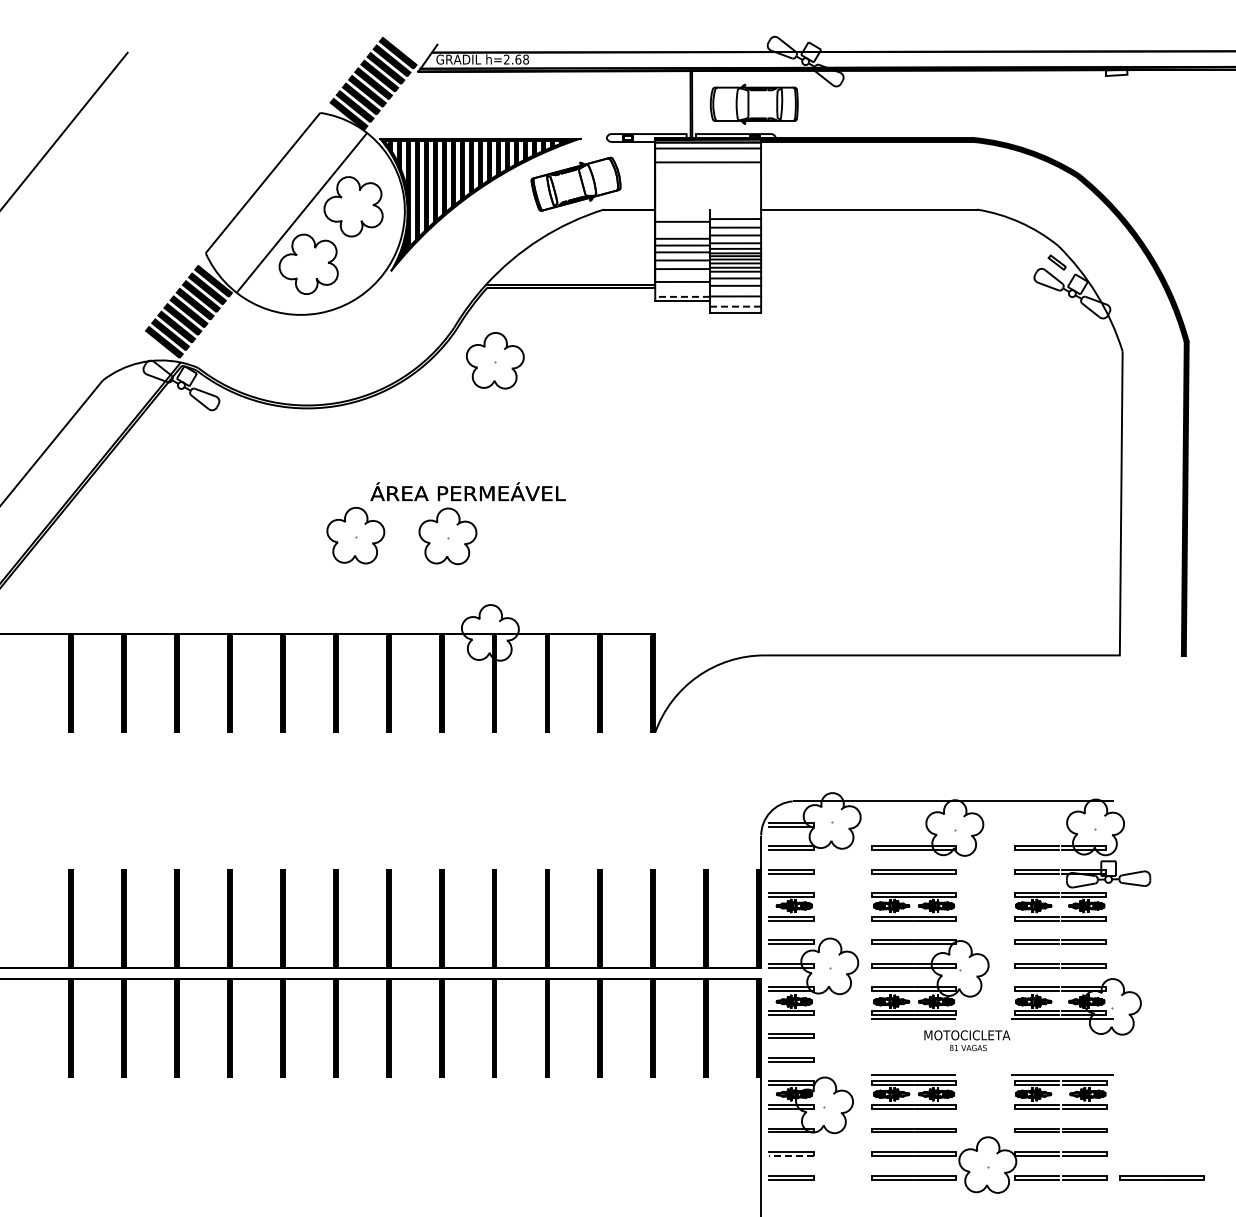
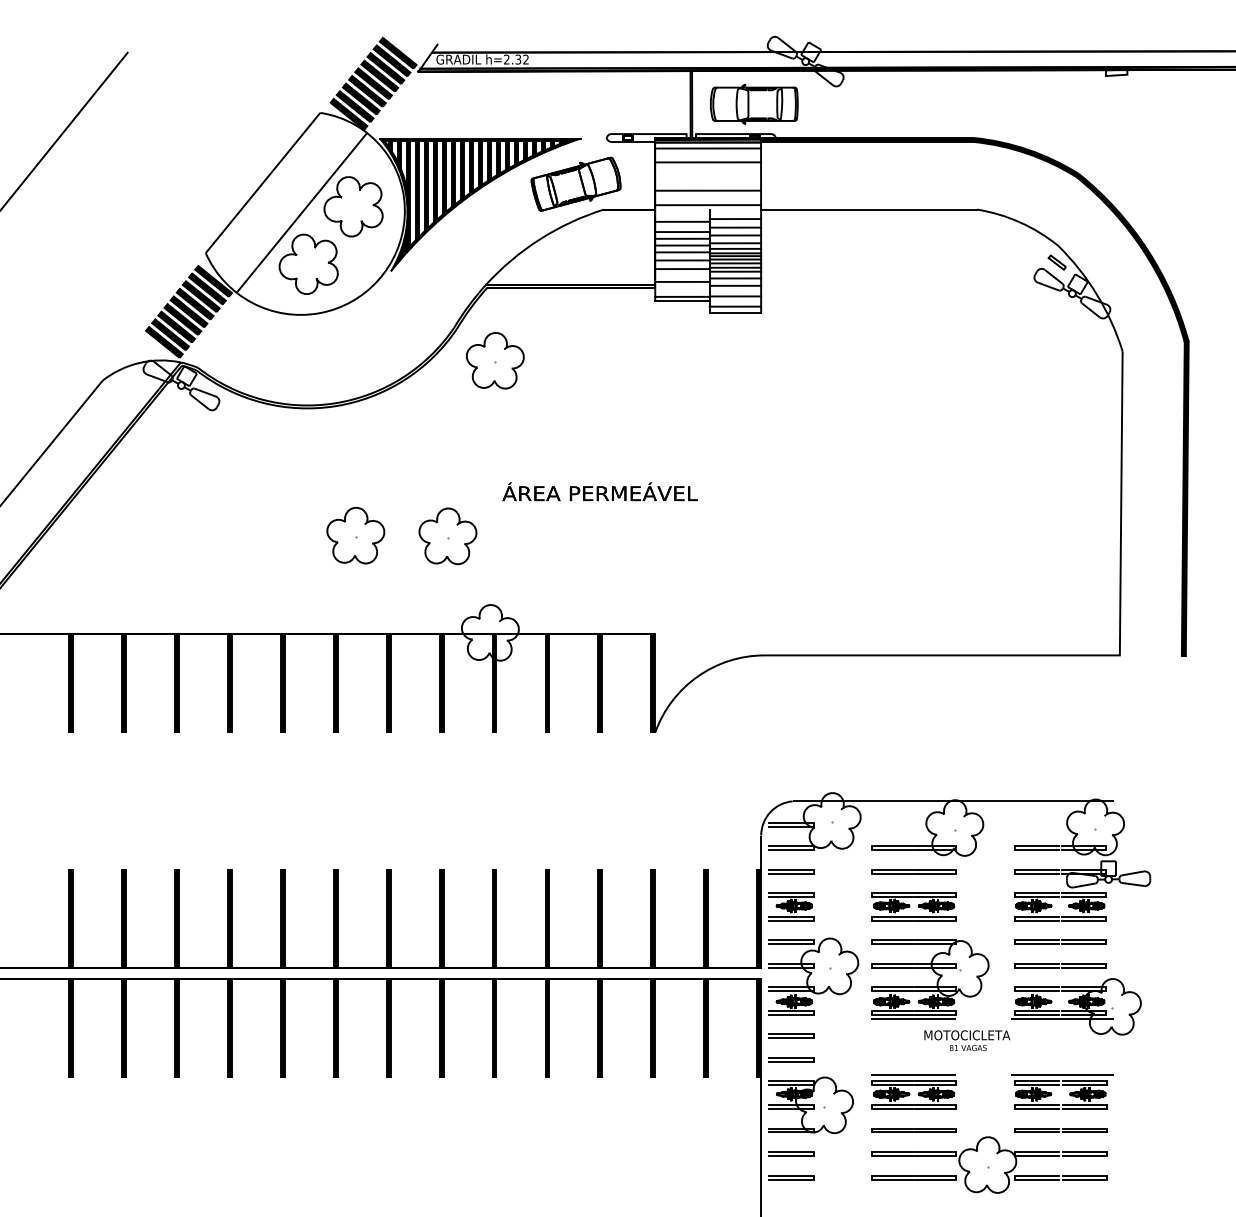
text: h=2.68 -> h=2.32 (521, 59)
line: none -> present (708, 190)
line: none -> present (708, 205)
line: none -> present (682, 232)
line: dashed -> solid (682, 296)
line: dashed -> solid (735, 306)
text position: (467, 491) -> (599, 491) (599, 491)
line: dashed -> solid (791, 1156)
part: present -> none (1161, 1177)
